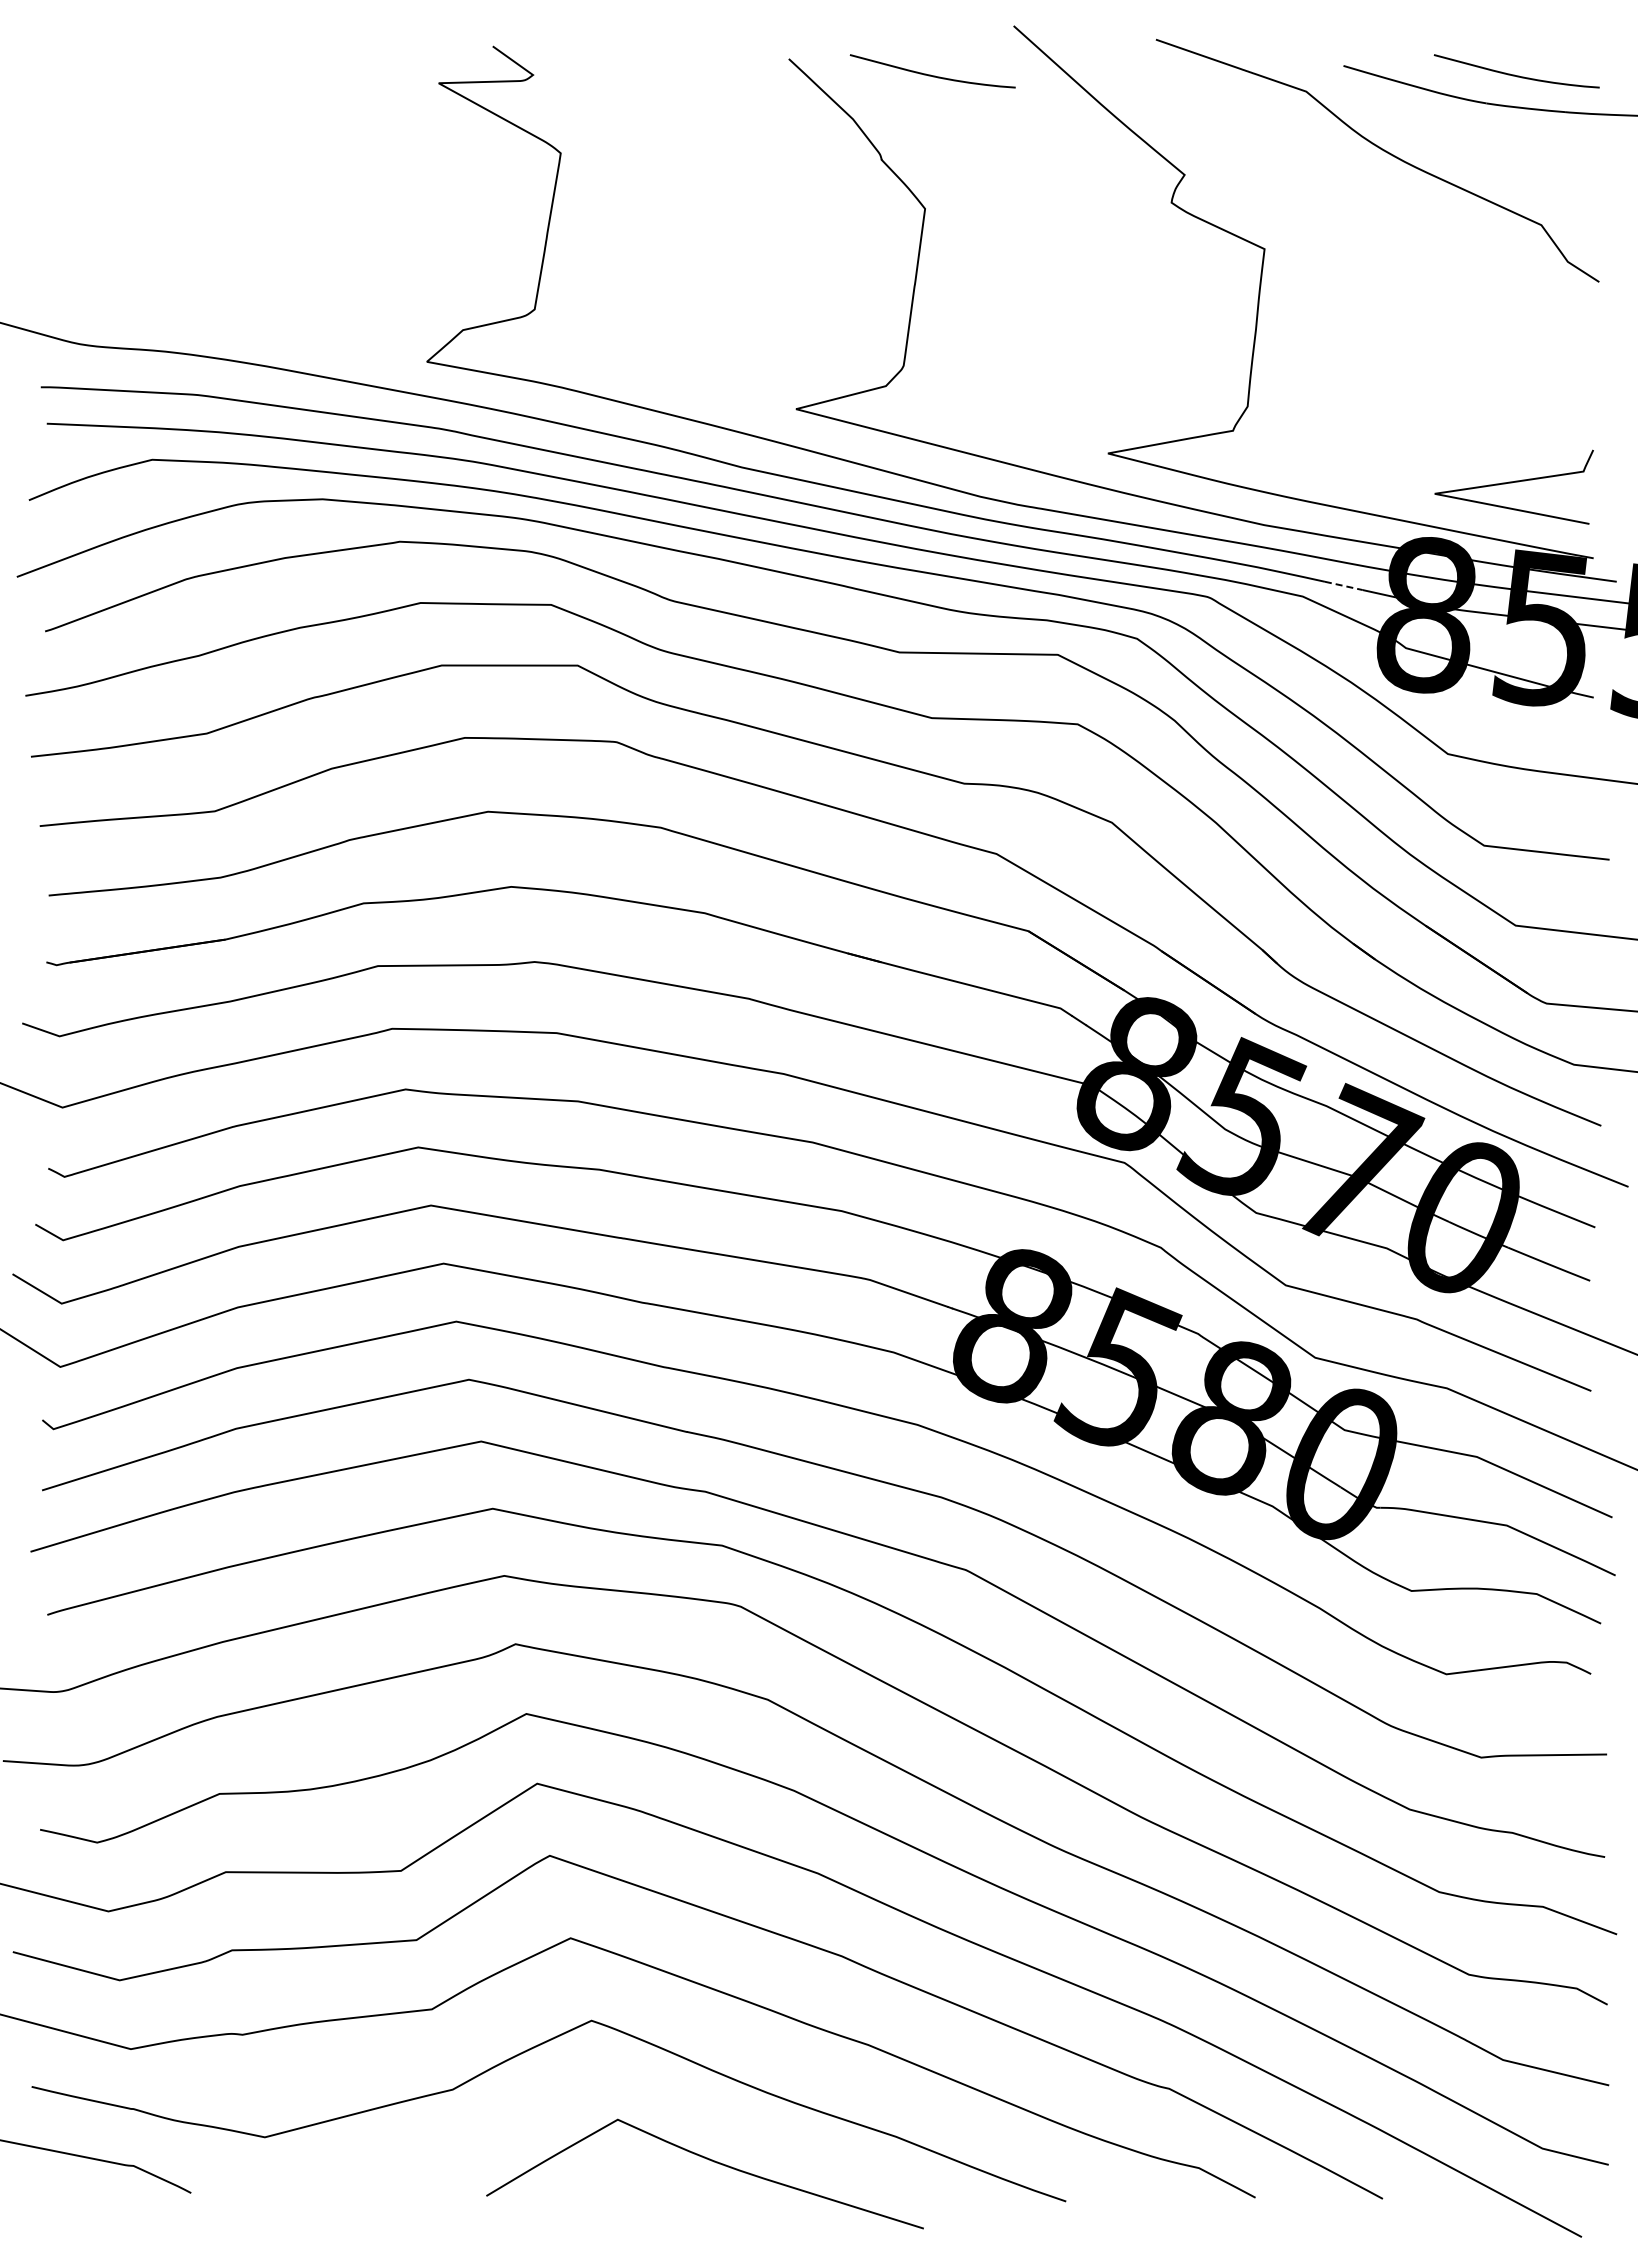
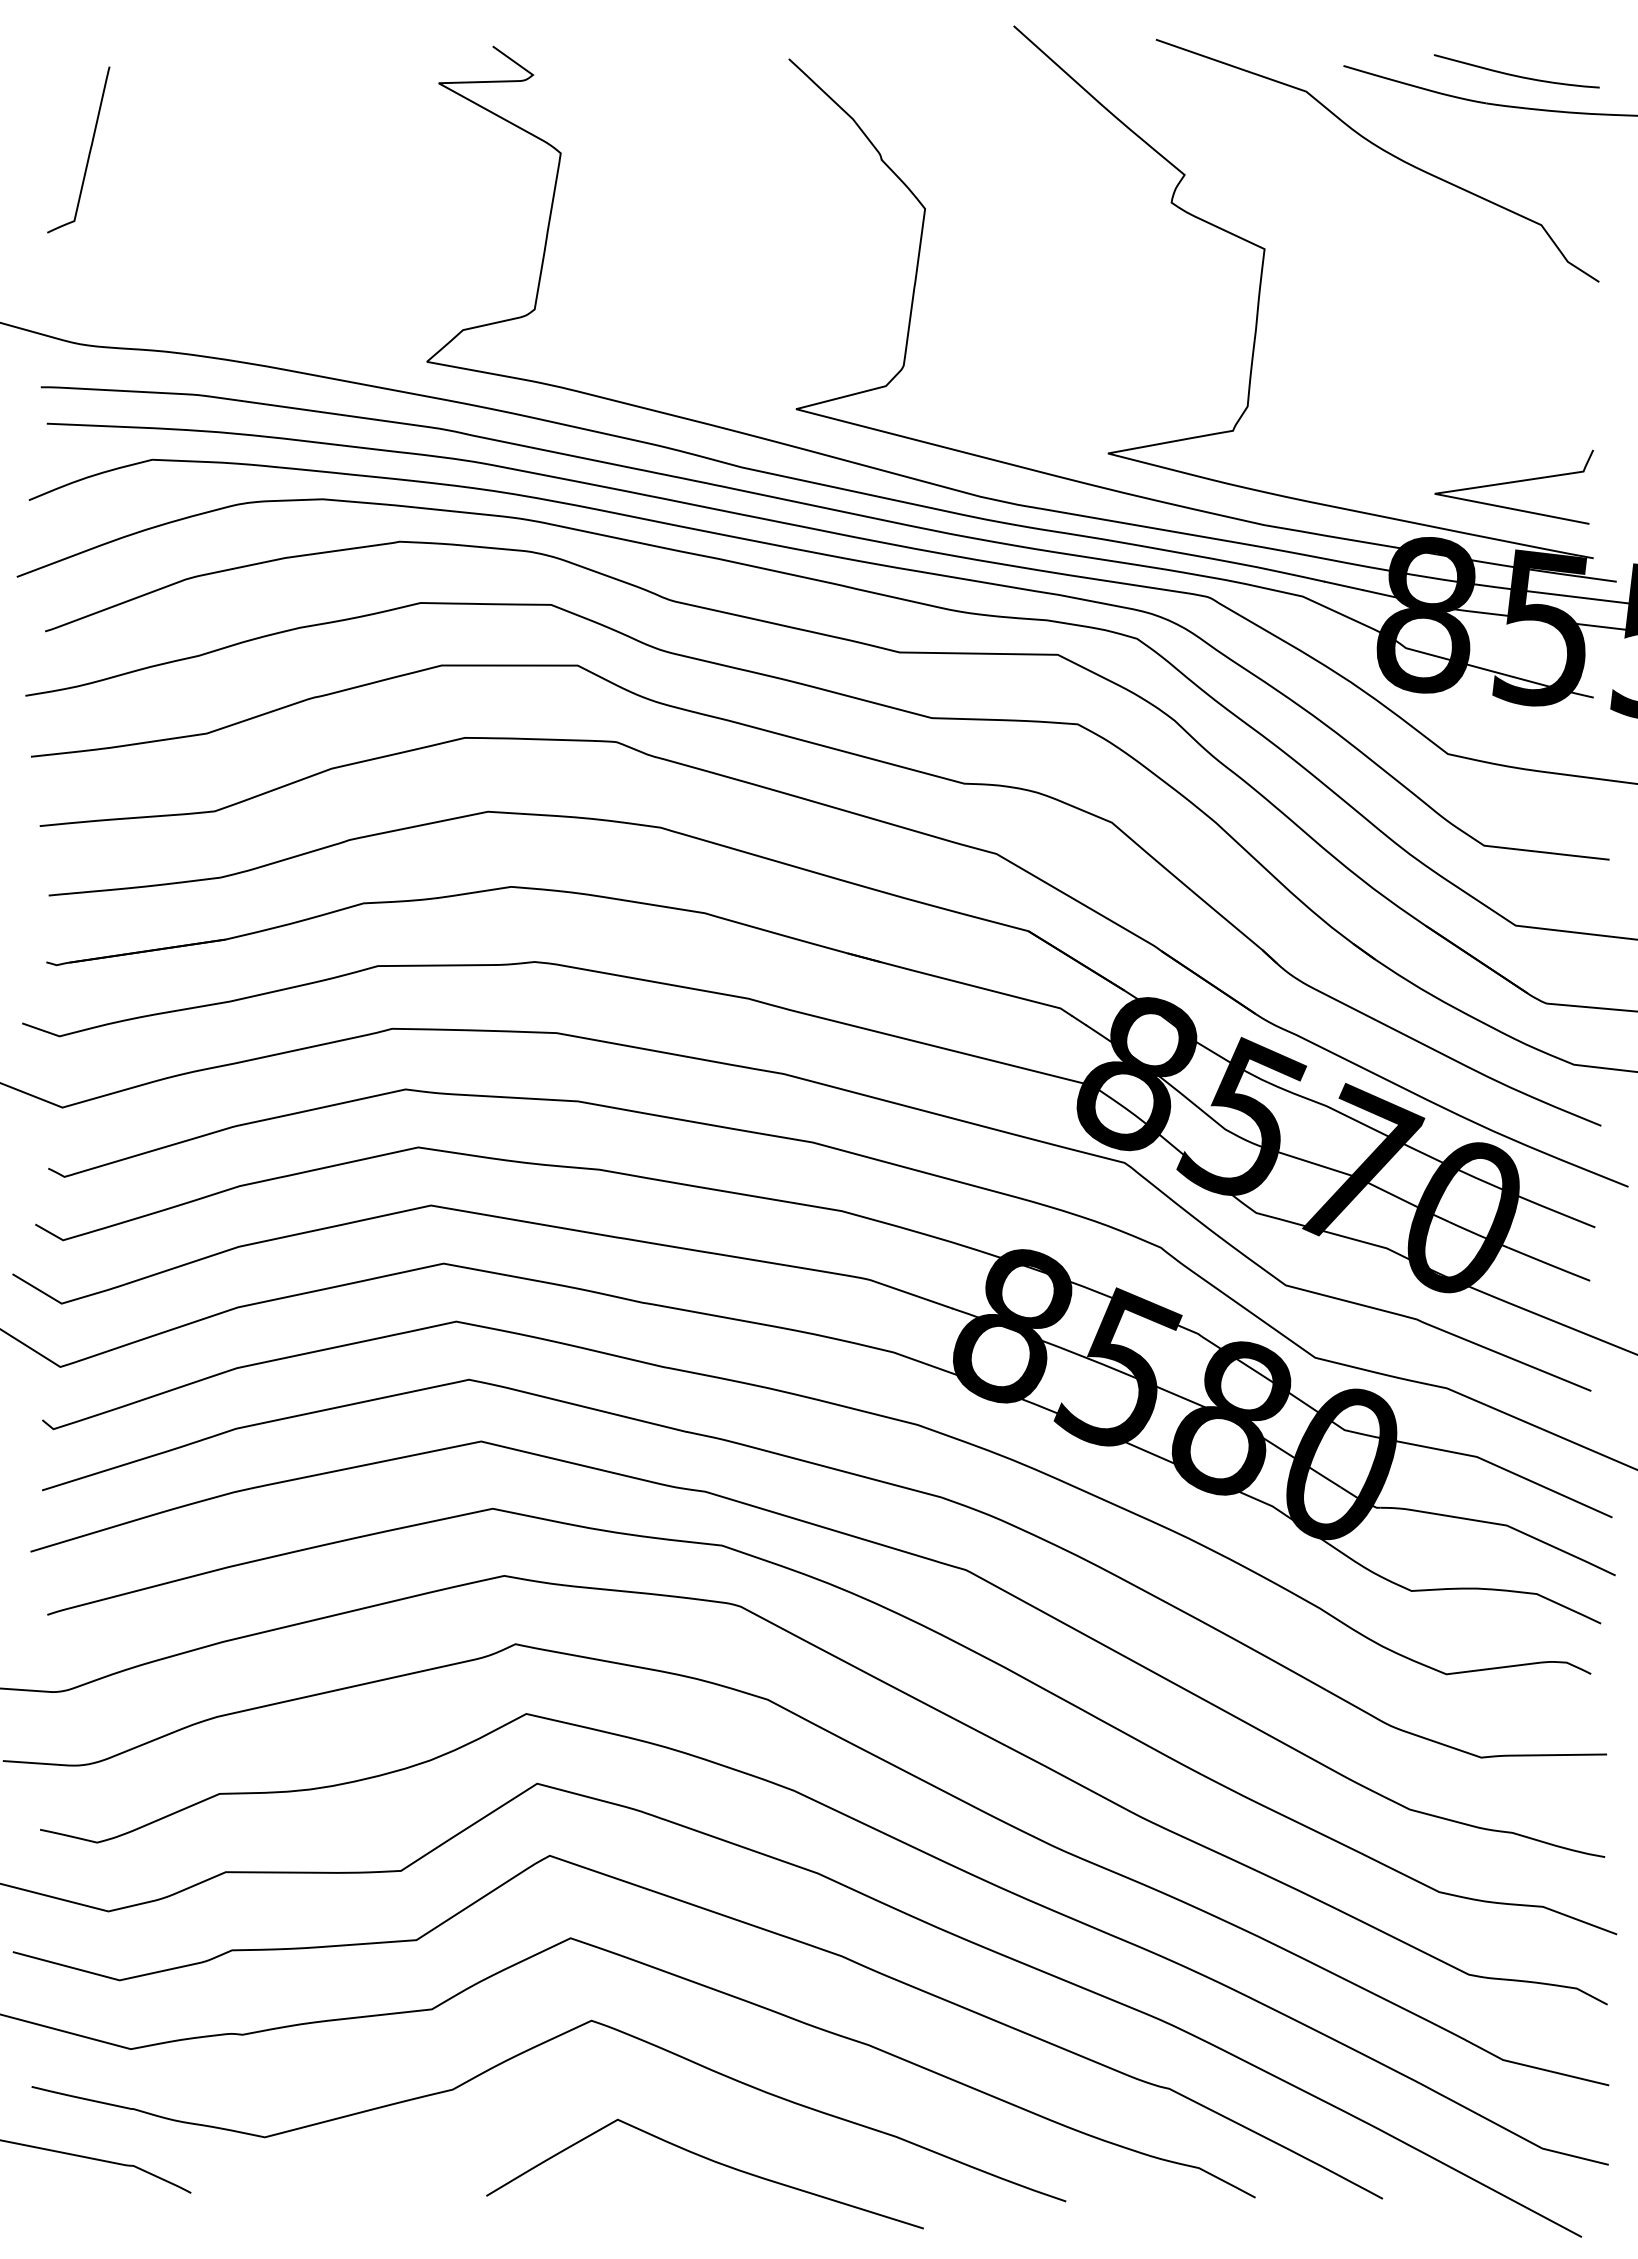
curve: present -> none (930, 74)
curve: none -> present (88, 153)
line: dashed -> solid (1344, 586)
